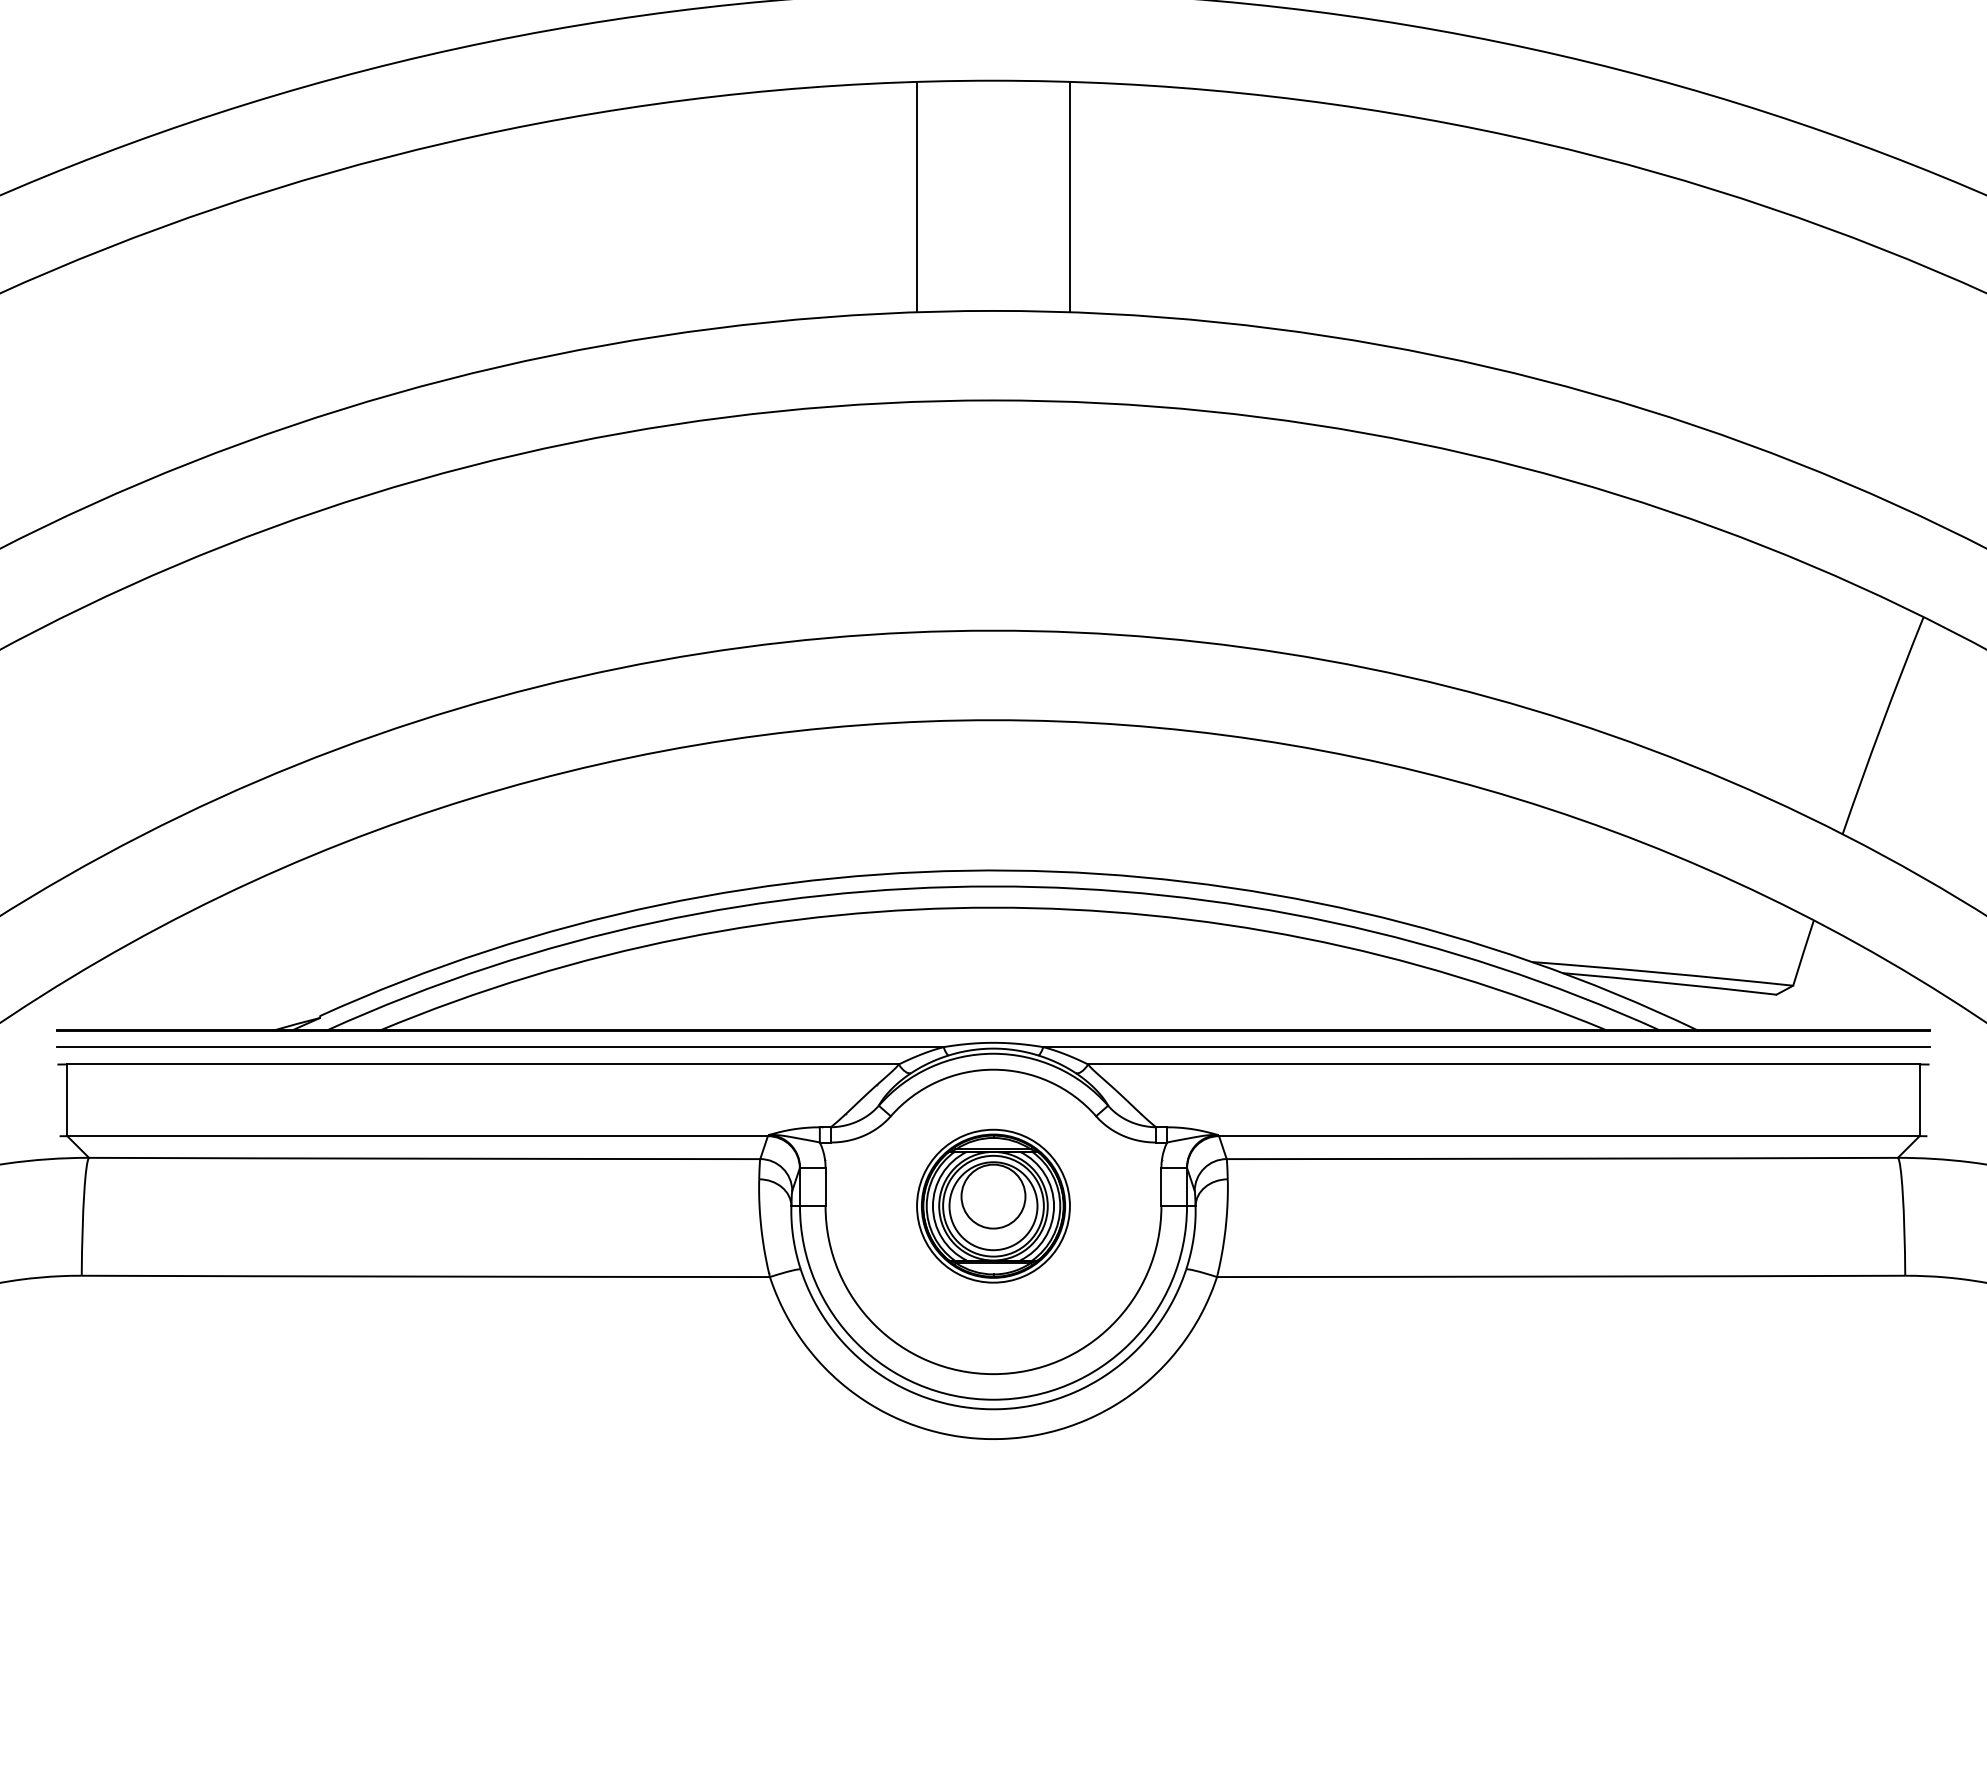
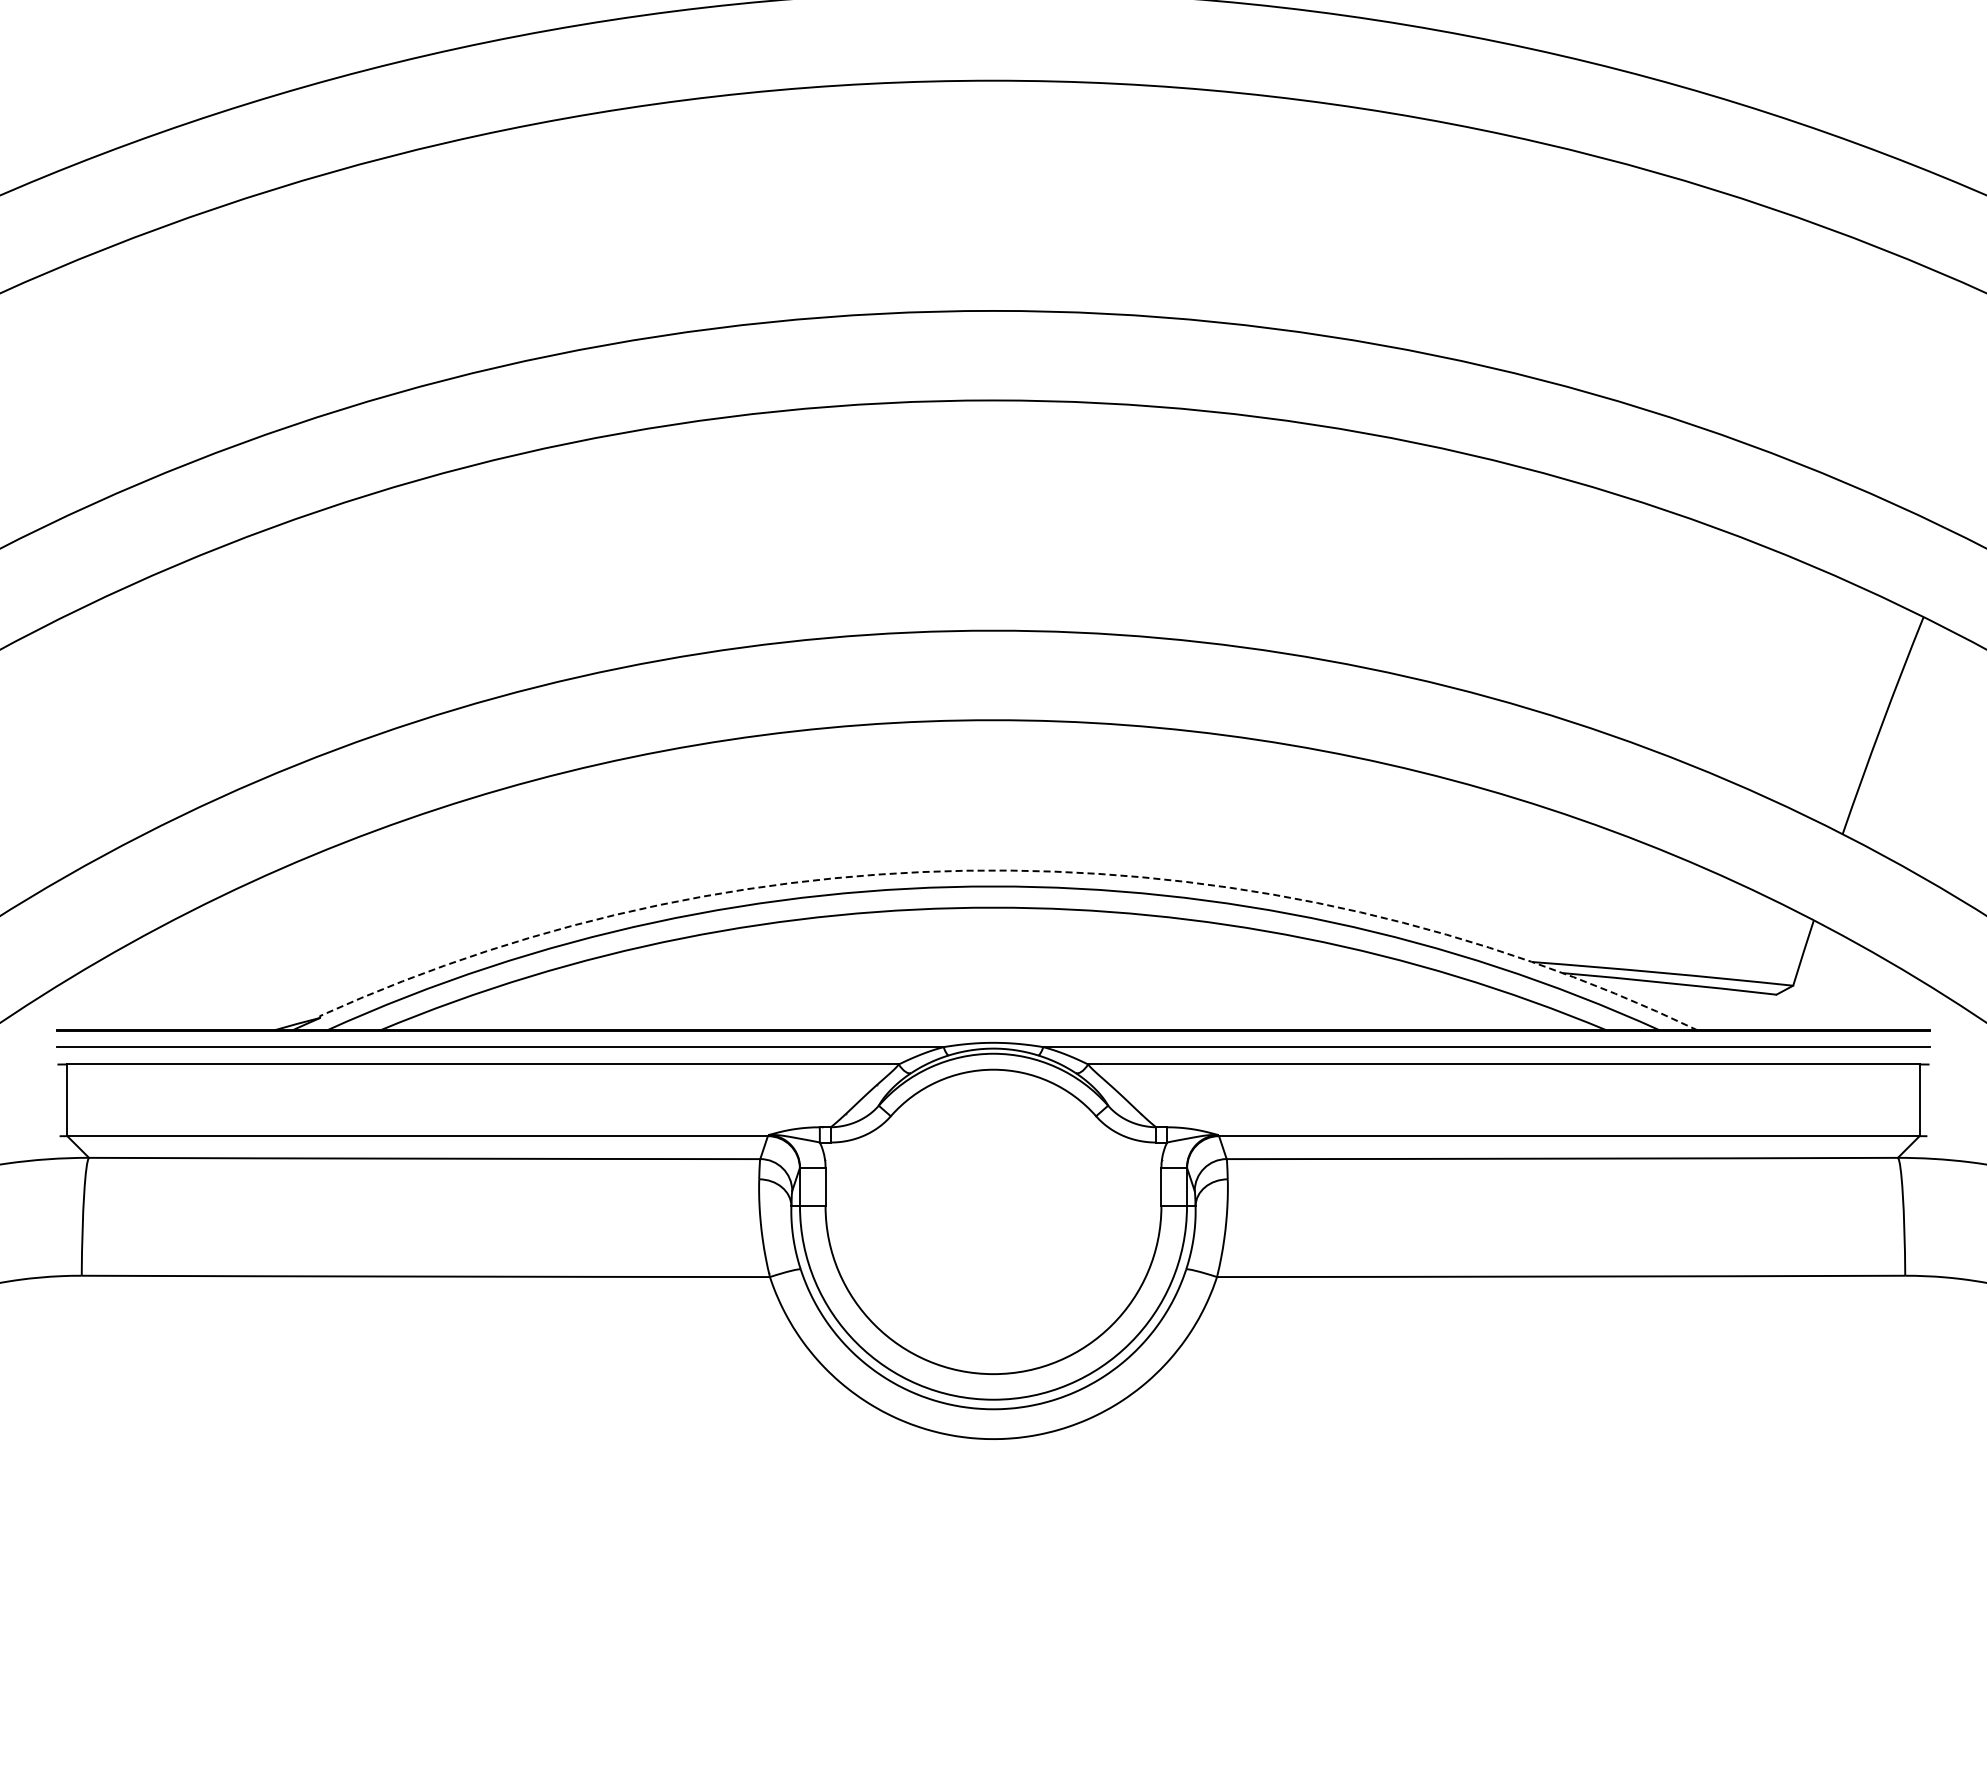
line: present -> none (916, 196)
line: present -> none (1070, 196)
arc: solid -> dashed (1010, 870)
part: present -> none (993, 1205)
